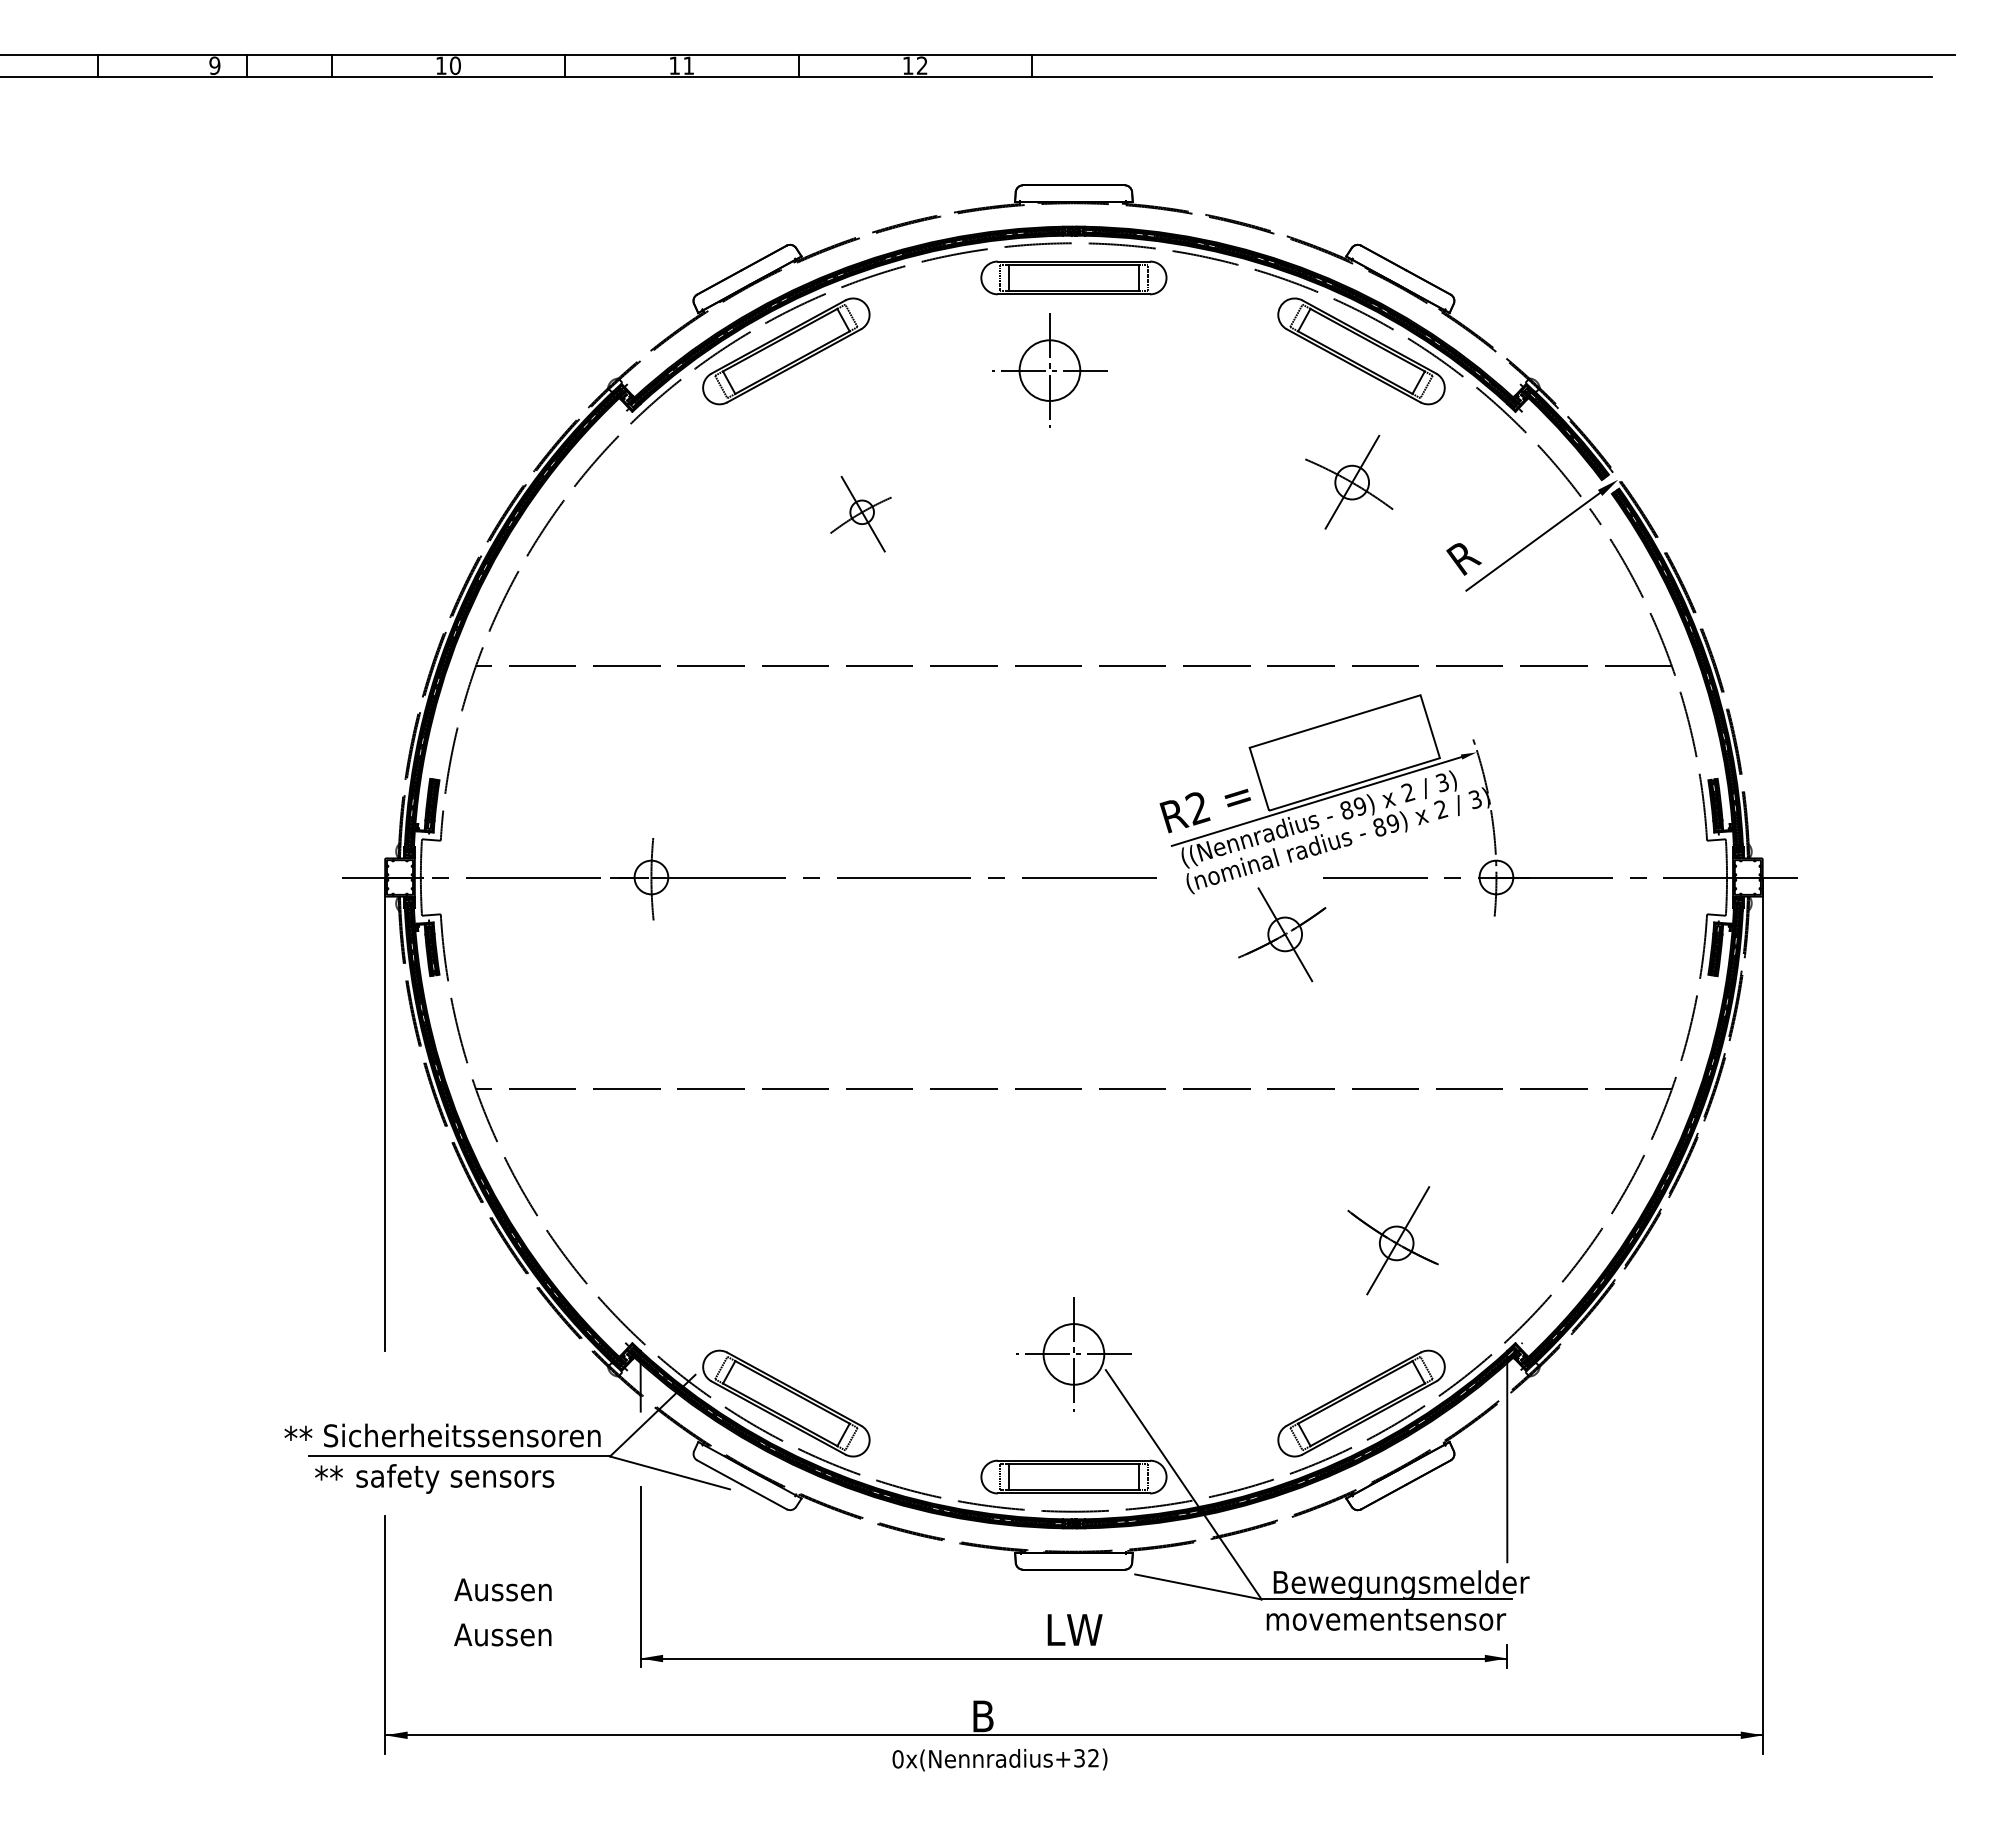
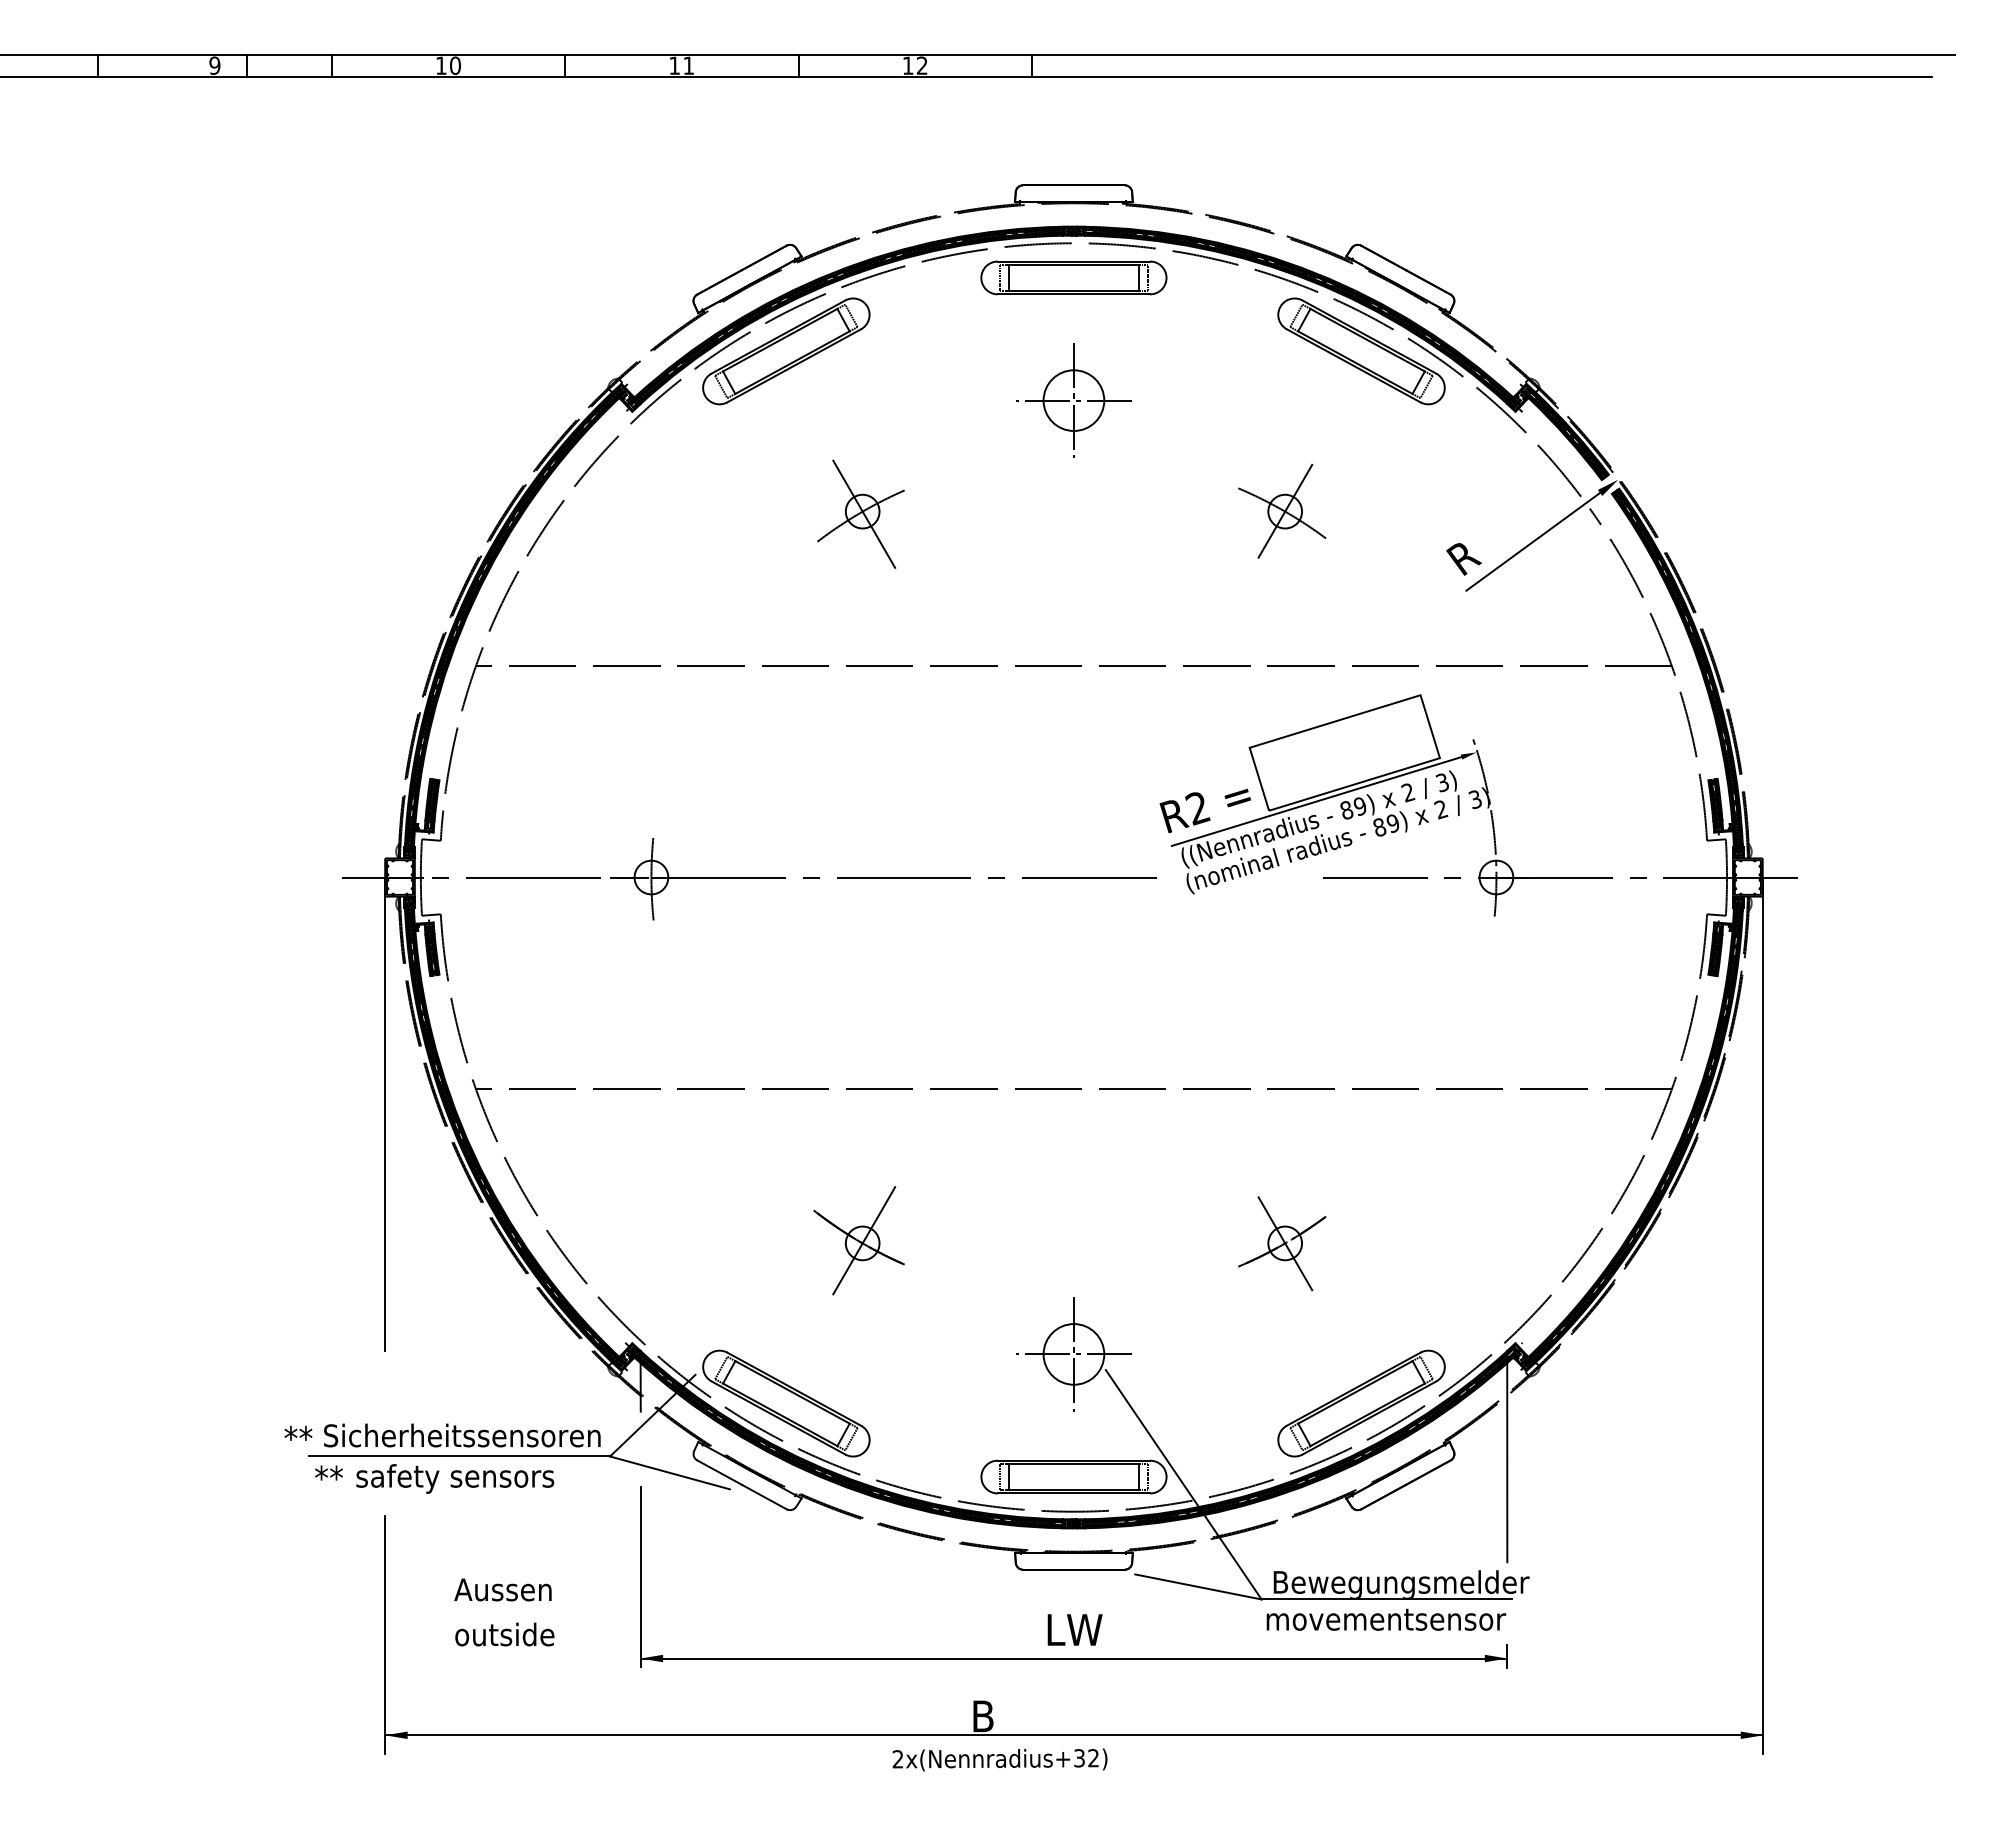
part position: (1049, 370) -> (1073, 400) (1073, 400)
part position: (1349, 482) -> (1282, 511) (1282, 511)
part size: 62x77 px -> 88x110 px (860, 513)
part position: (1282, 934) -> (1282, 1243) (1282, 1243)
part position: (1392, 1240) -> (858, 1240) (858, 1240)
text: Aussen -> outside (504, 1634)
text: 0x(Nennradius+32) -> 2x(Nennradius+32) (897, 1759)
